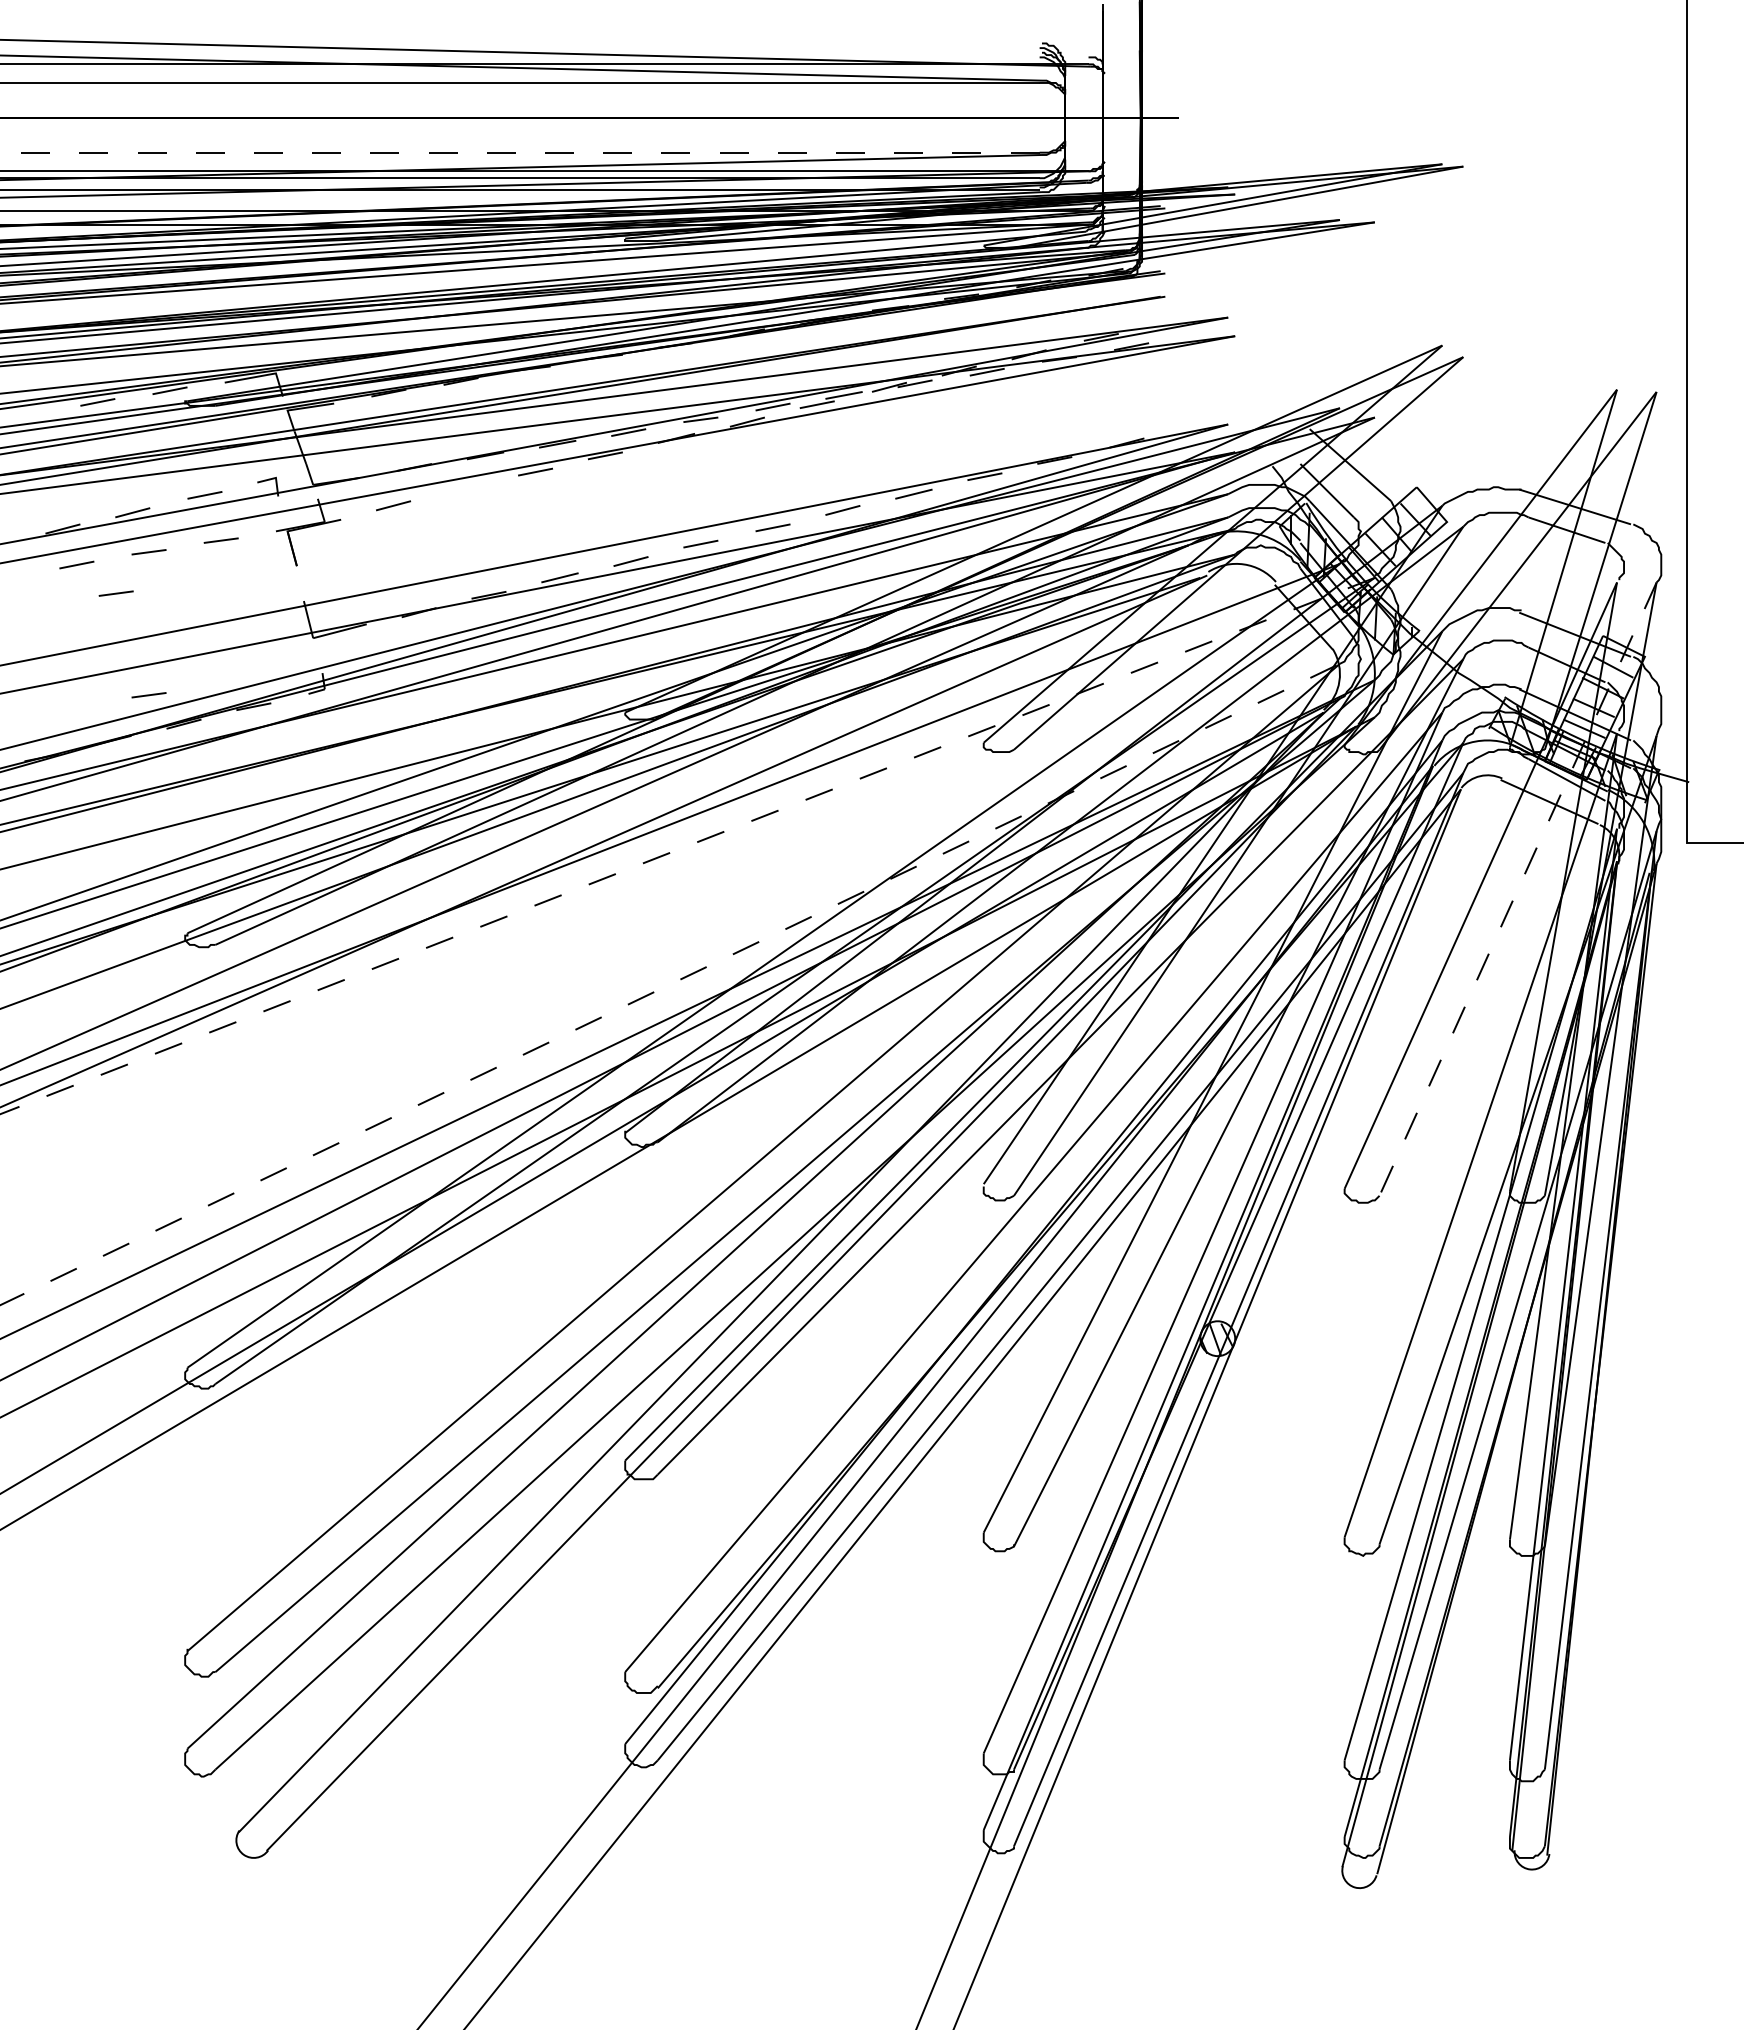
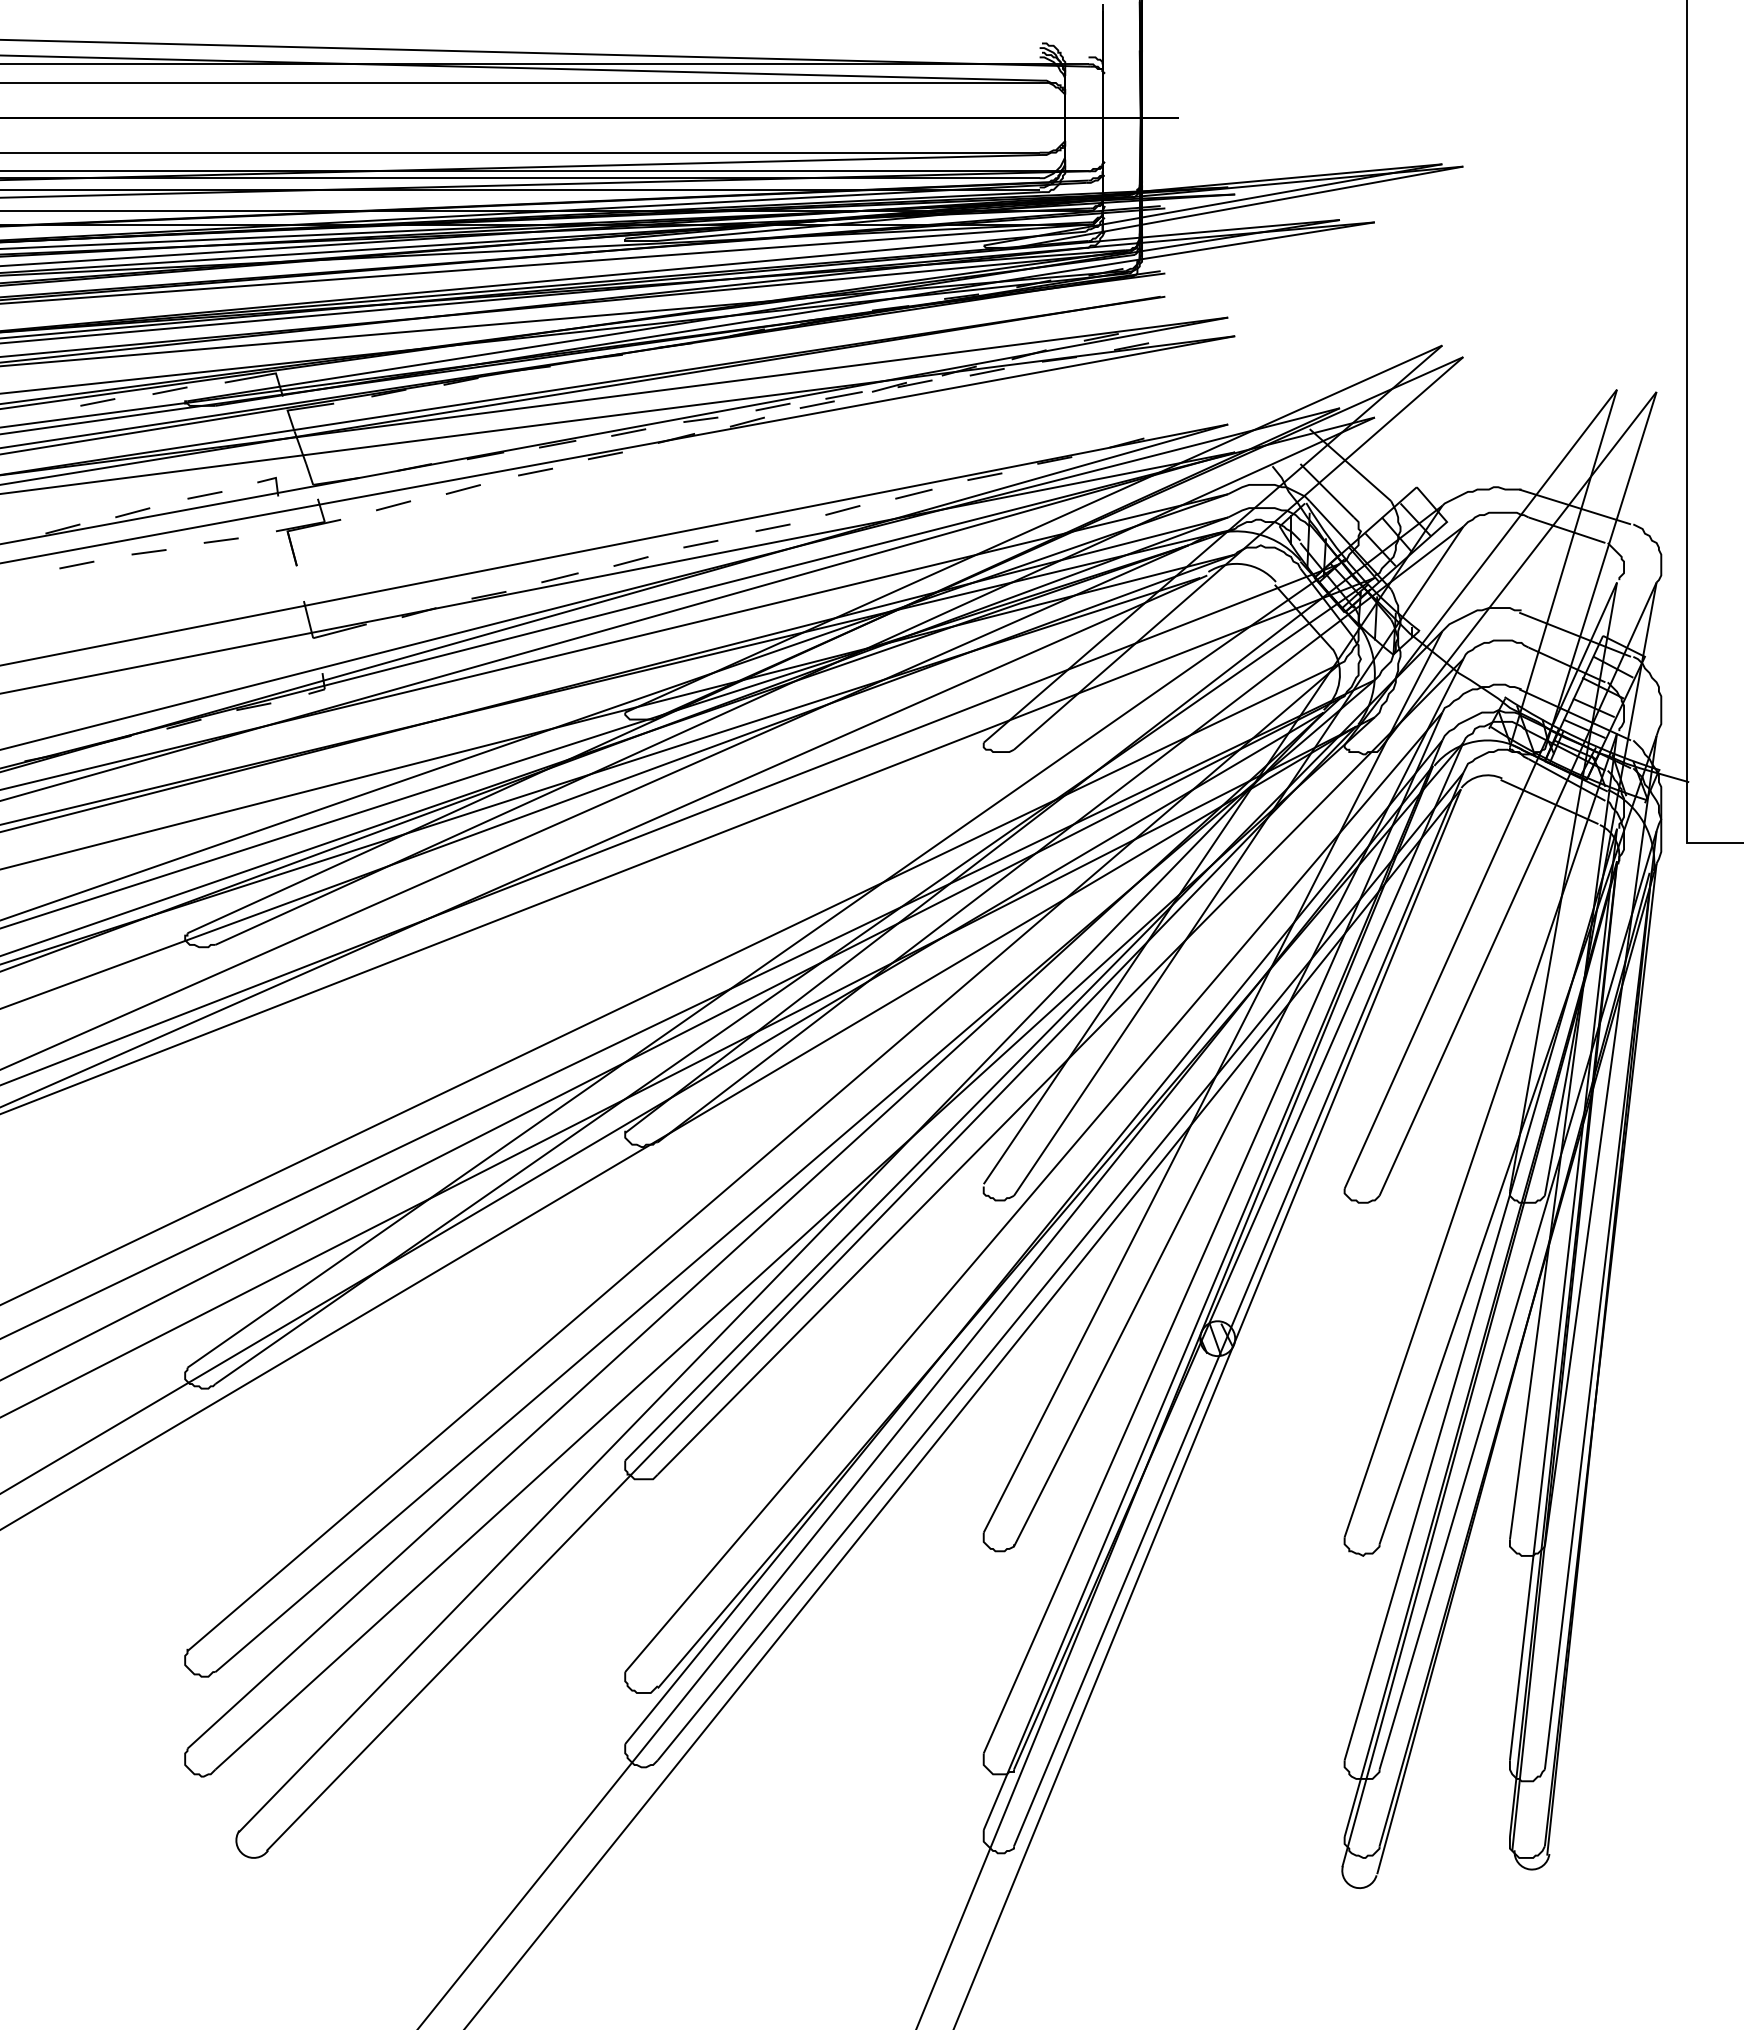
line: dashed -> solid (519, 152)
line: none -> present (462, 489)
line: present -> none (115, 593)
line: present -> none (148, 695)
line: dashed -> solid (687, 846)
line: dashed -> solid (1518, 889)
line: dashed -> solid (670, 984)
